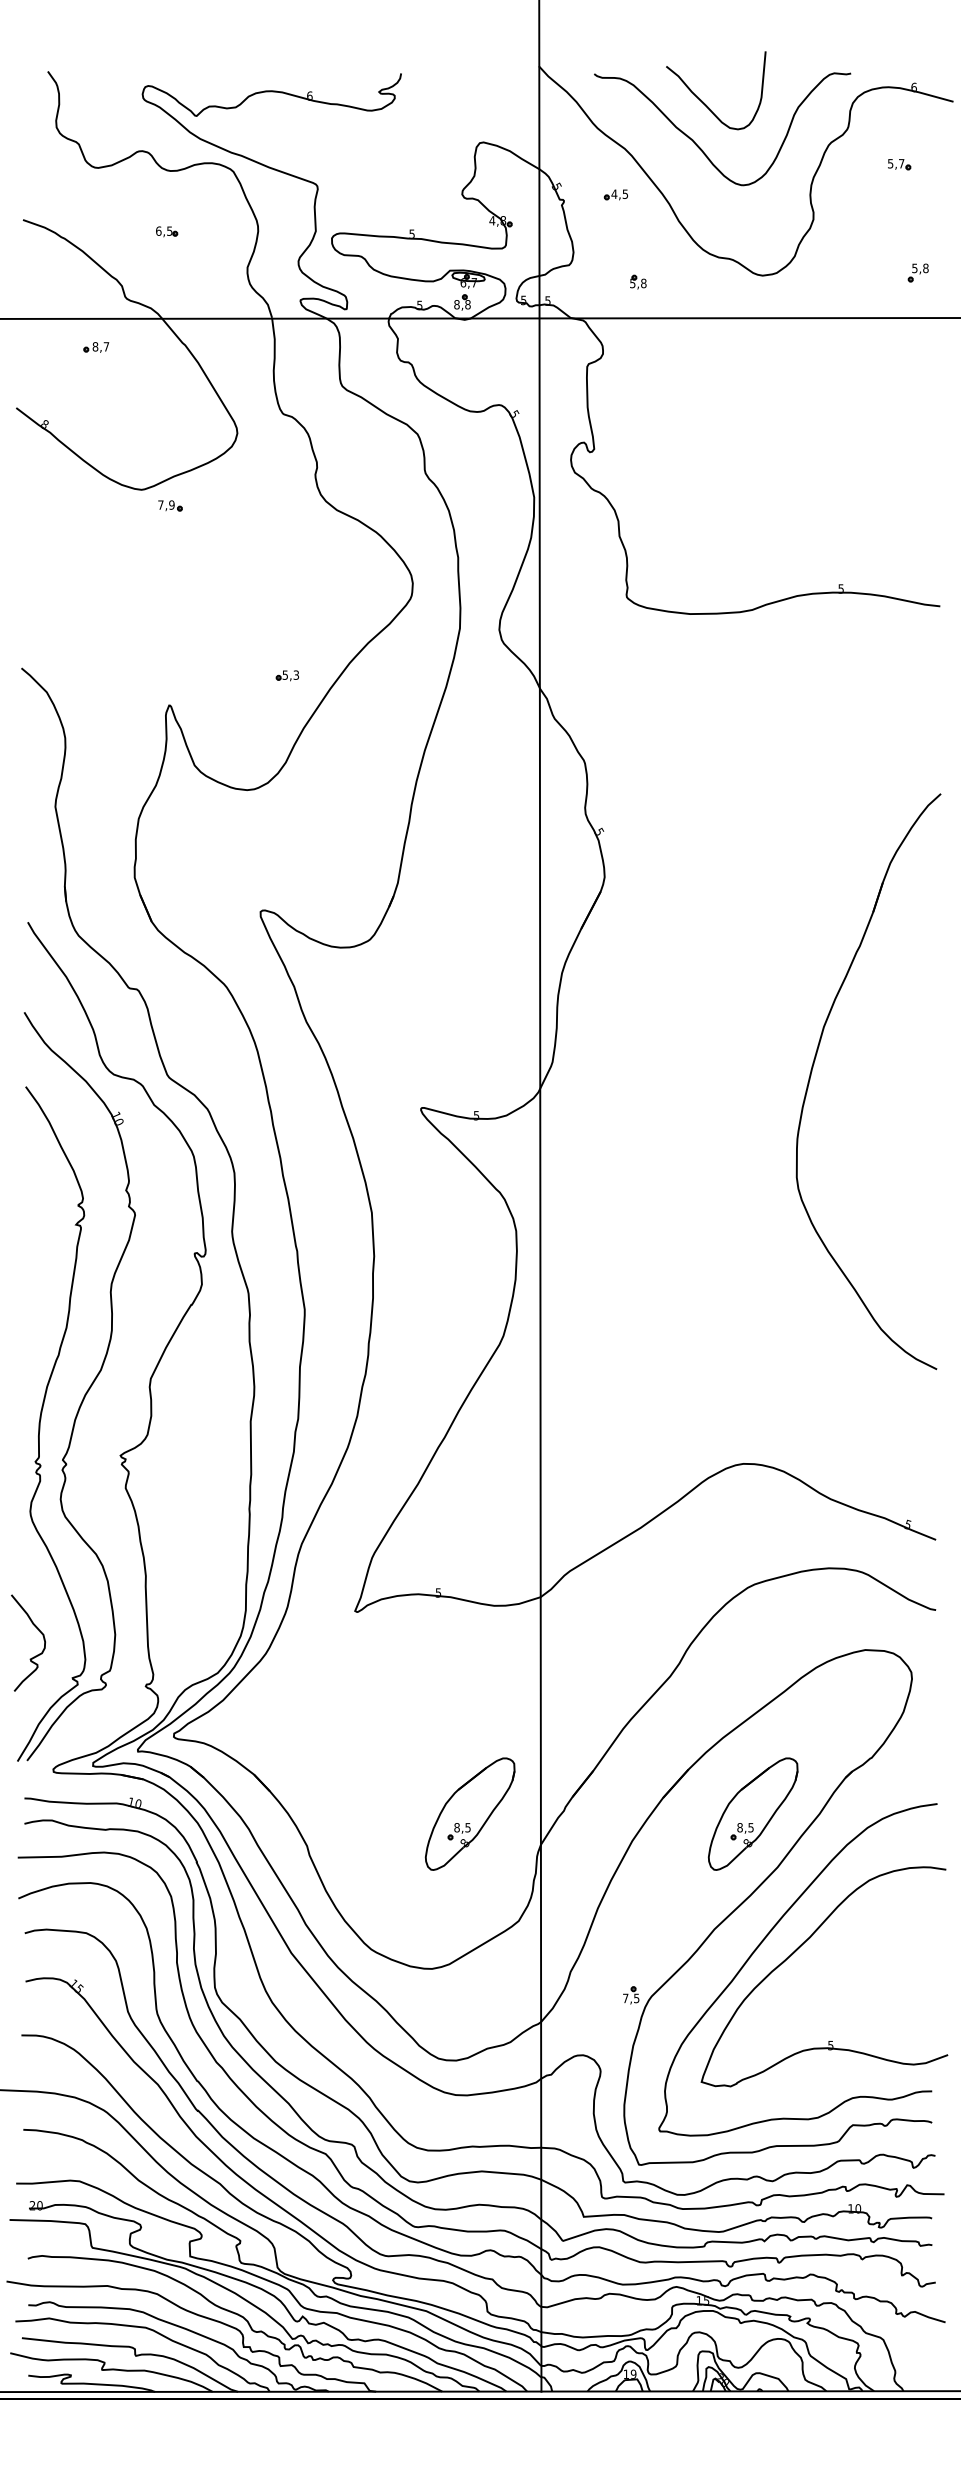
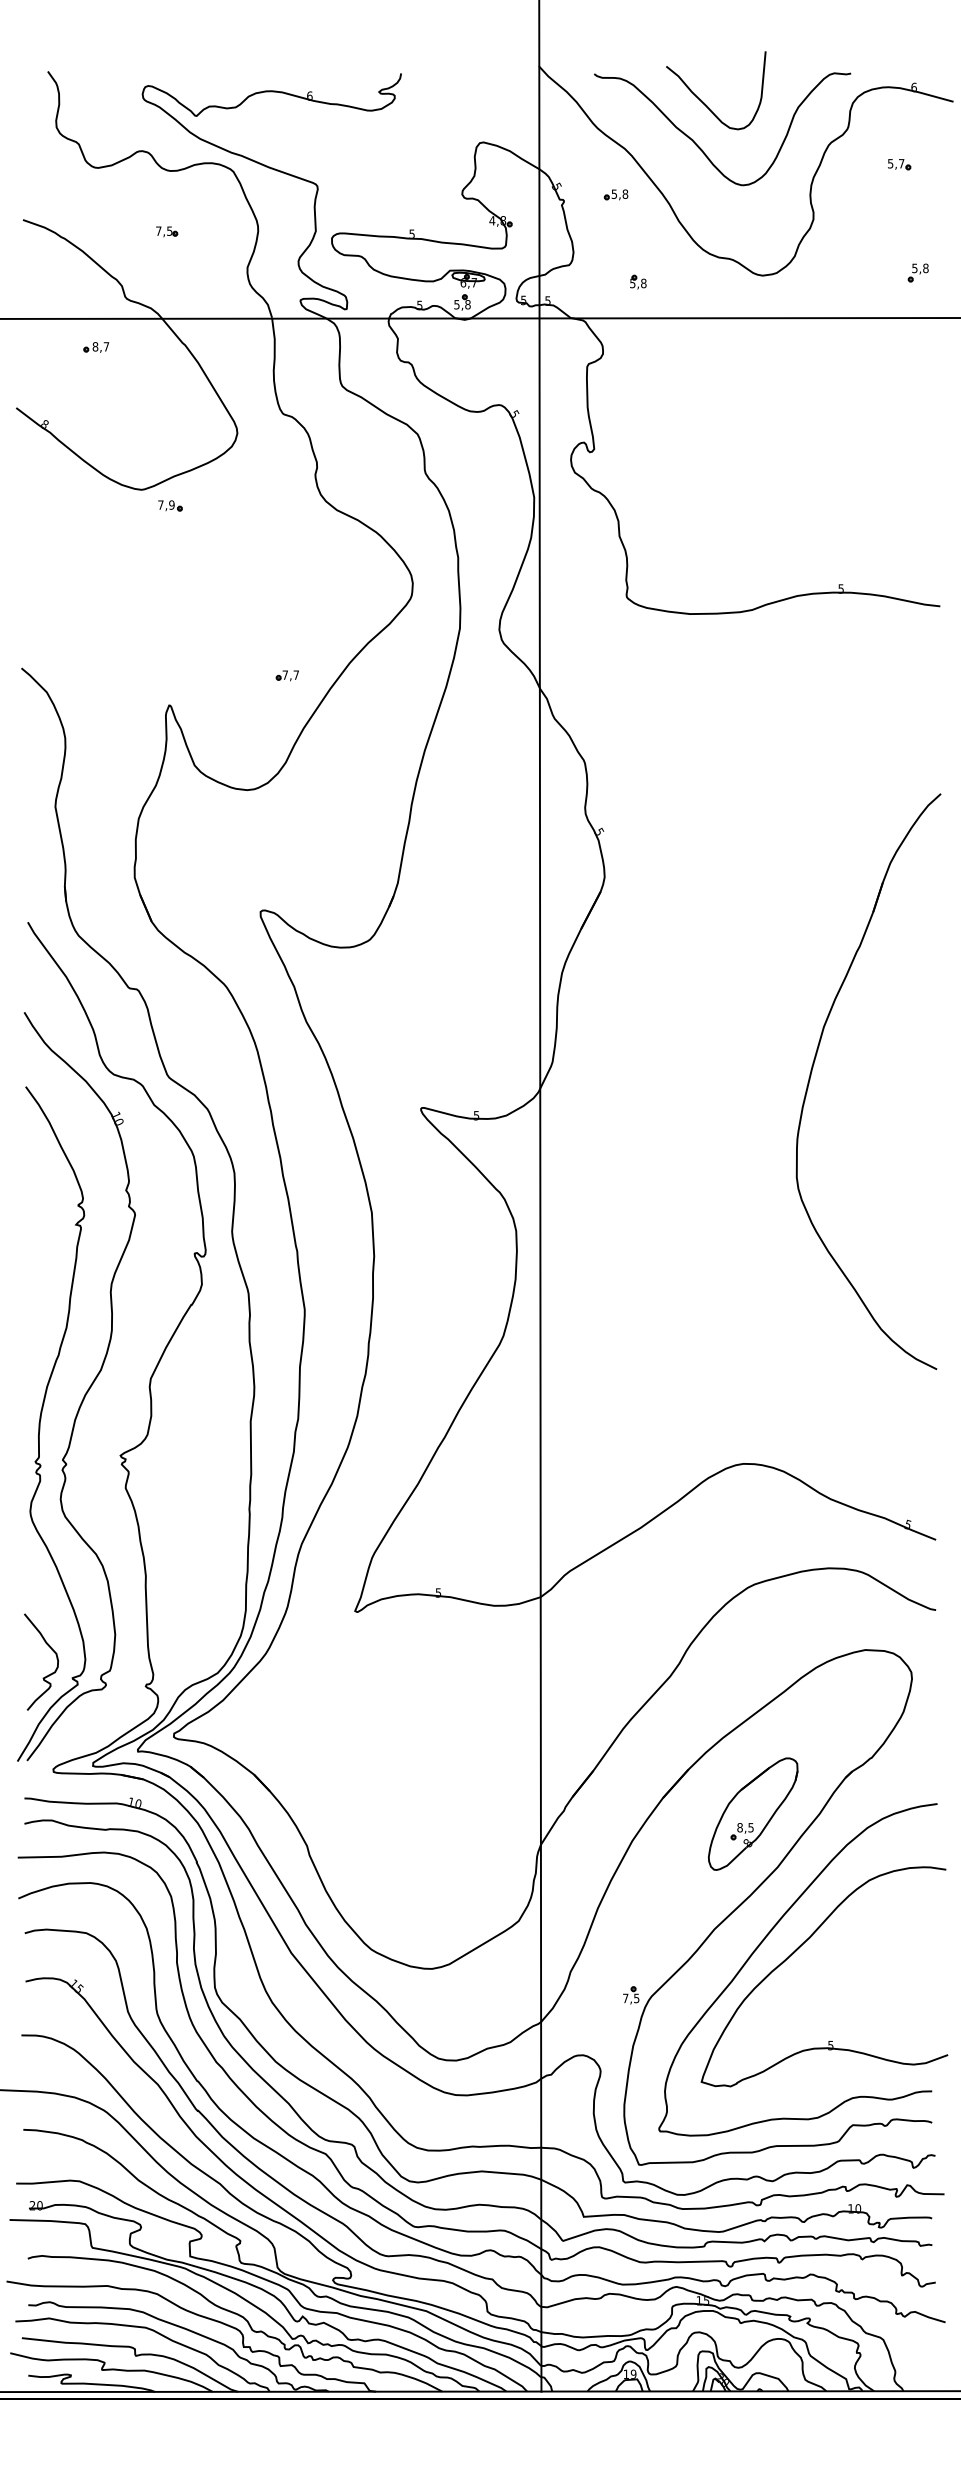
text: 4,5 -> 5,8 (619, 193)
text: 6,5 -> 7,5 (158, 230)
text: 8,8 -> 5,8 (456, 304)
text: 5,3 -> 7,7 (290, 674)
curve position: (35, 1655) -> (48, 1674) (48, 1674)
part: present -> none (469, 1813)
